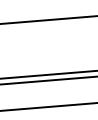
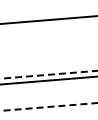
line: solid -> dashed (48, 74)
line: solid -> dashed (49, 106)
